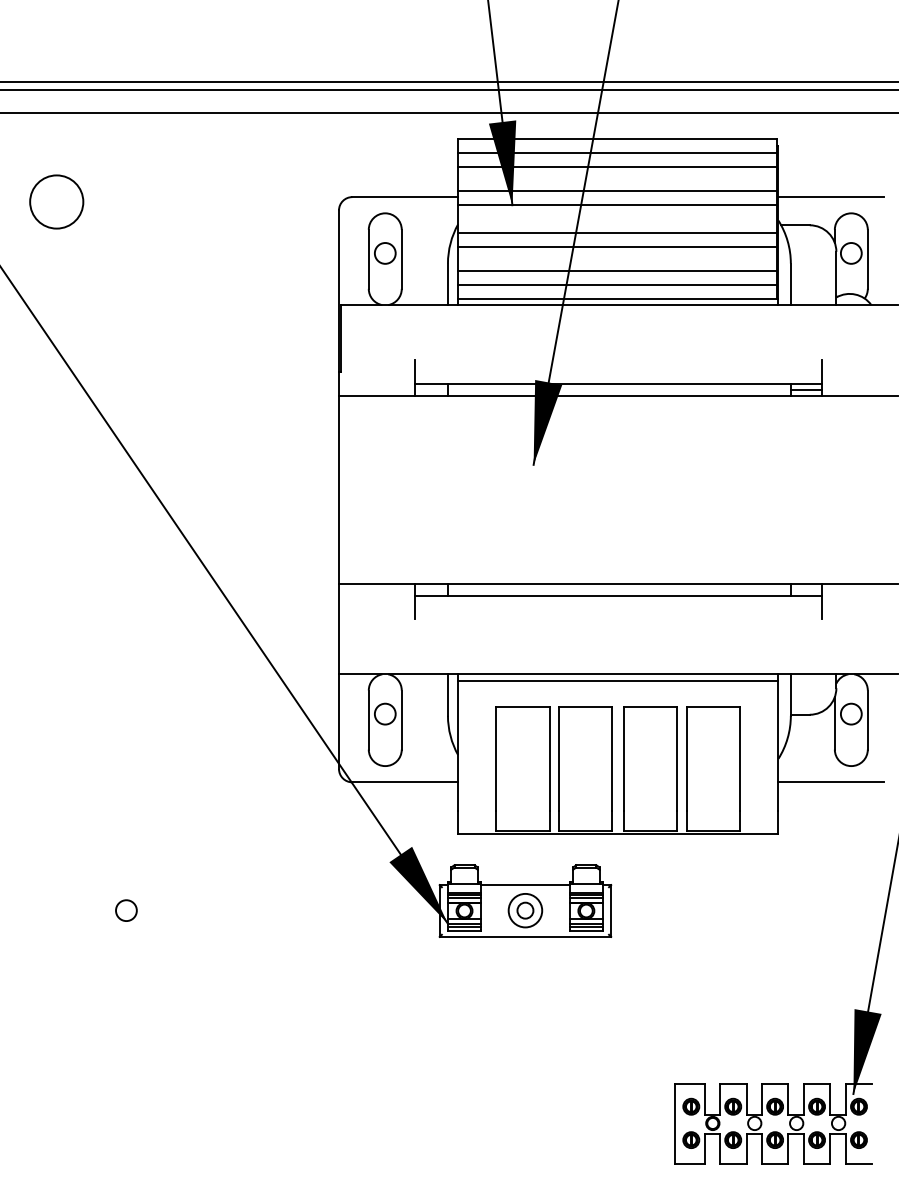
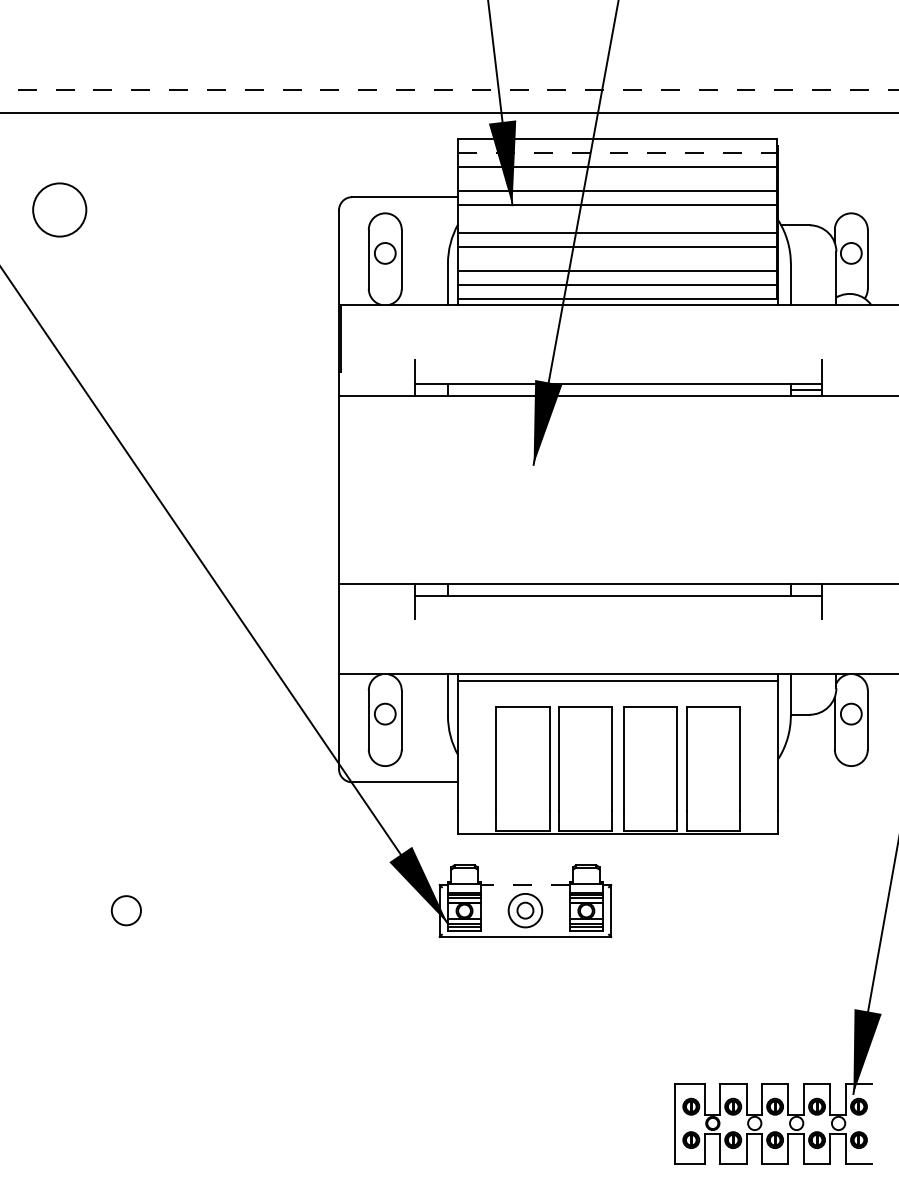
line: present -> none (448, 81)
line: solid -> dashed (449, 90)
line: solid -> dashed (617, 153)
line: present -> none (831, 197)
circle position: (56, 201) -> (59, 209) (59, 209)
line: present -> none (831, 782)
line: solid -> dashed (524, 885)
circle size: 23x23 px -> 32x32 px (125, 910)
